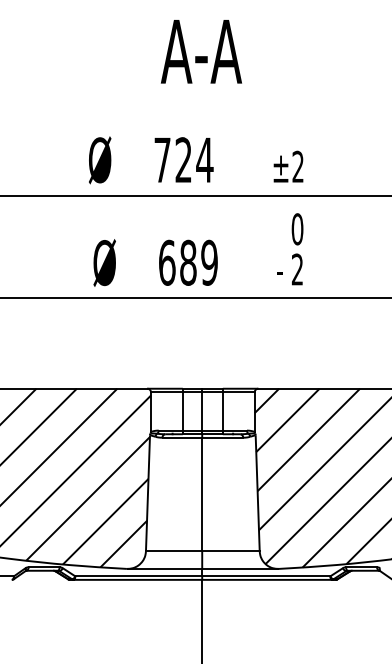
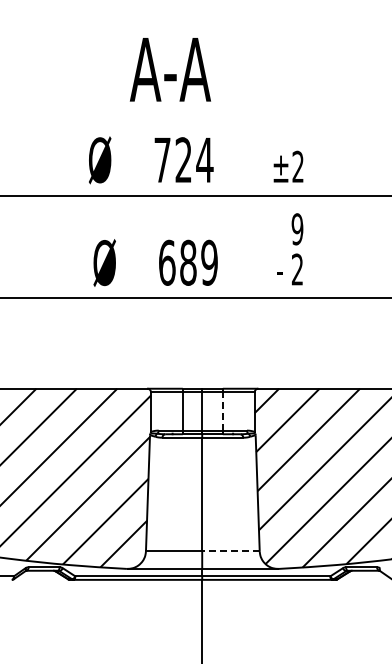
text position: (201, 51) -> (170, 69) (170, 69)
text: 0 -> 9 (297, 229)
line: solid -> dashed (222, 411)
line: solid -> dashed (230, 551)
